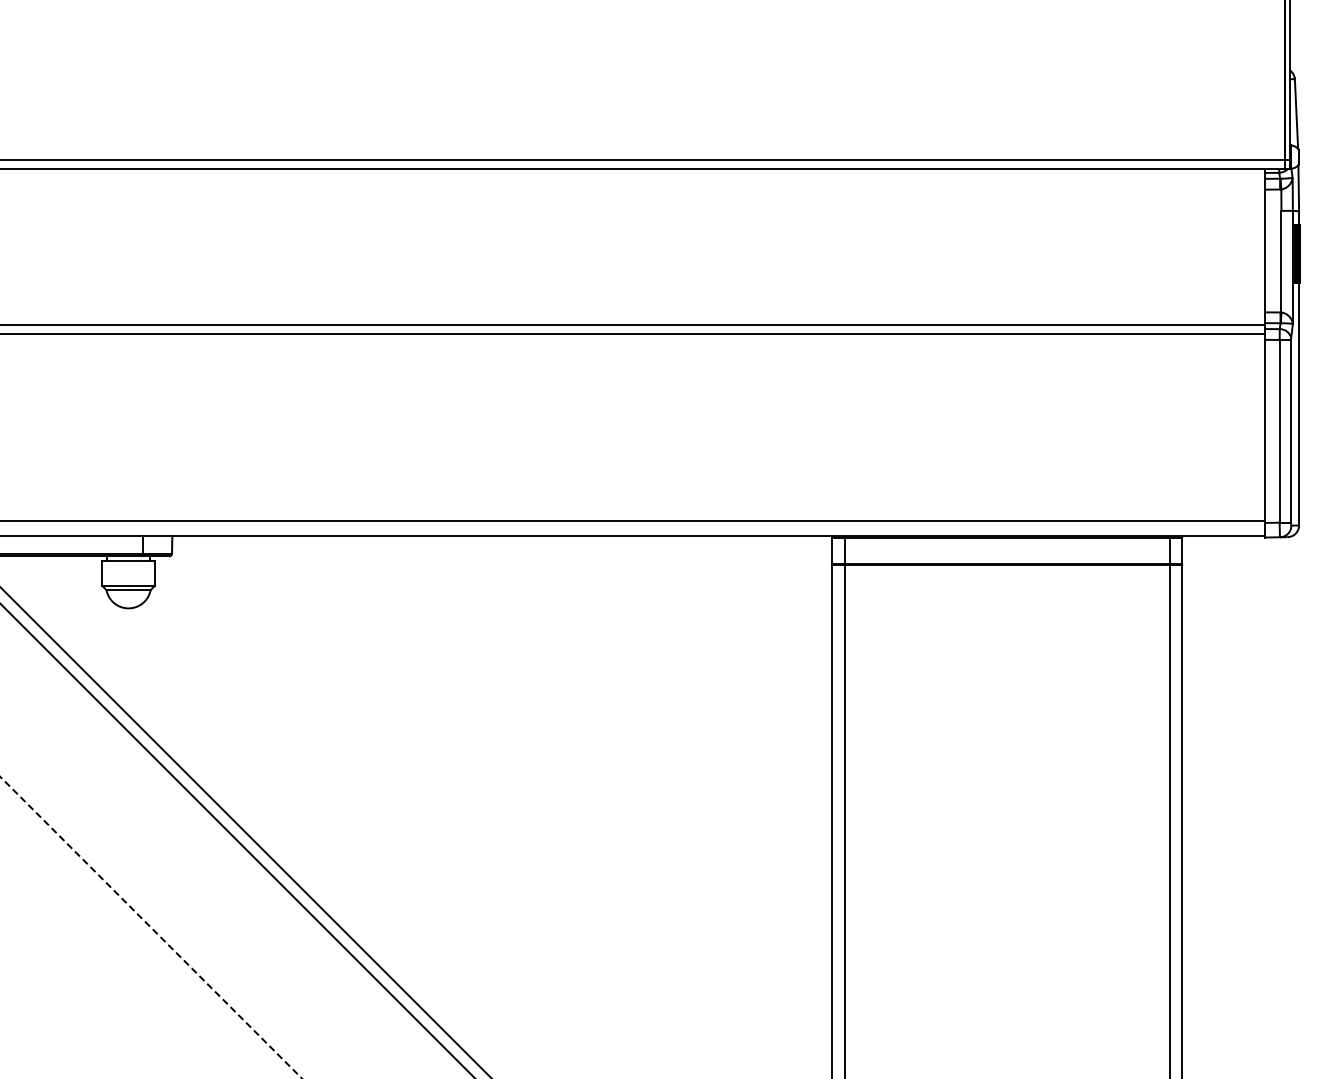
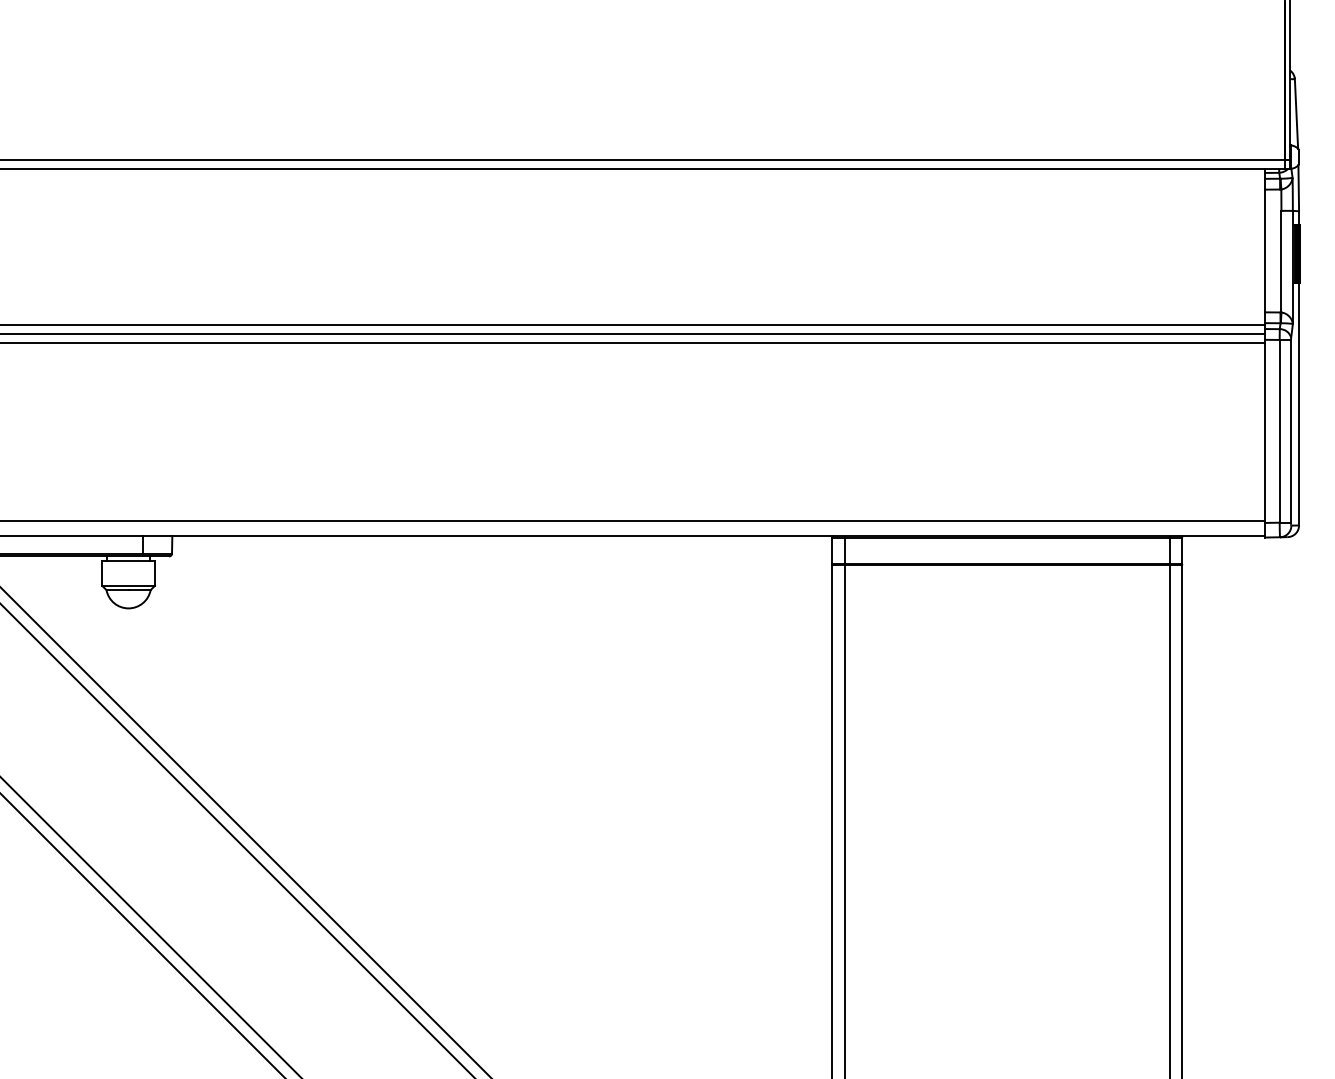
line: none -> present (633, 342)
line: dashed -> solid (150, 927)
line: none -> present (142, 935)
